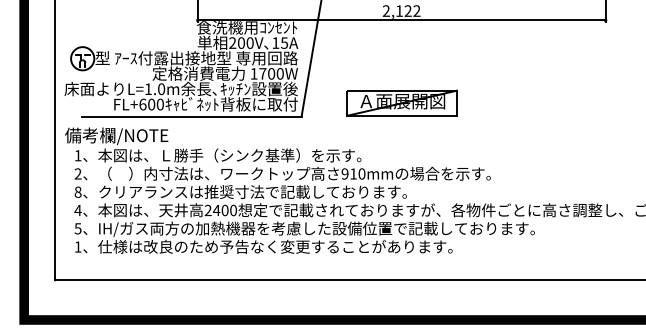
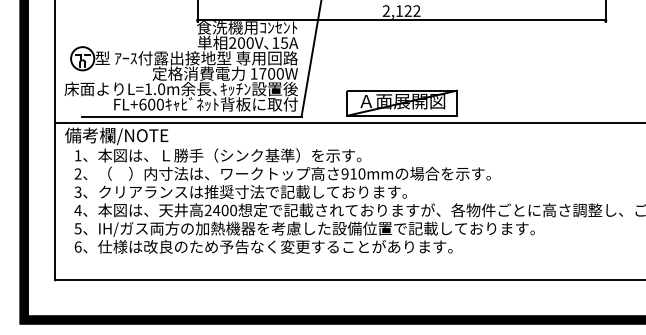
line: none -> present (348, 122)
text: 8 -> 3 (77, 191)
text: 1 -> 6 (77, 246)
